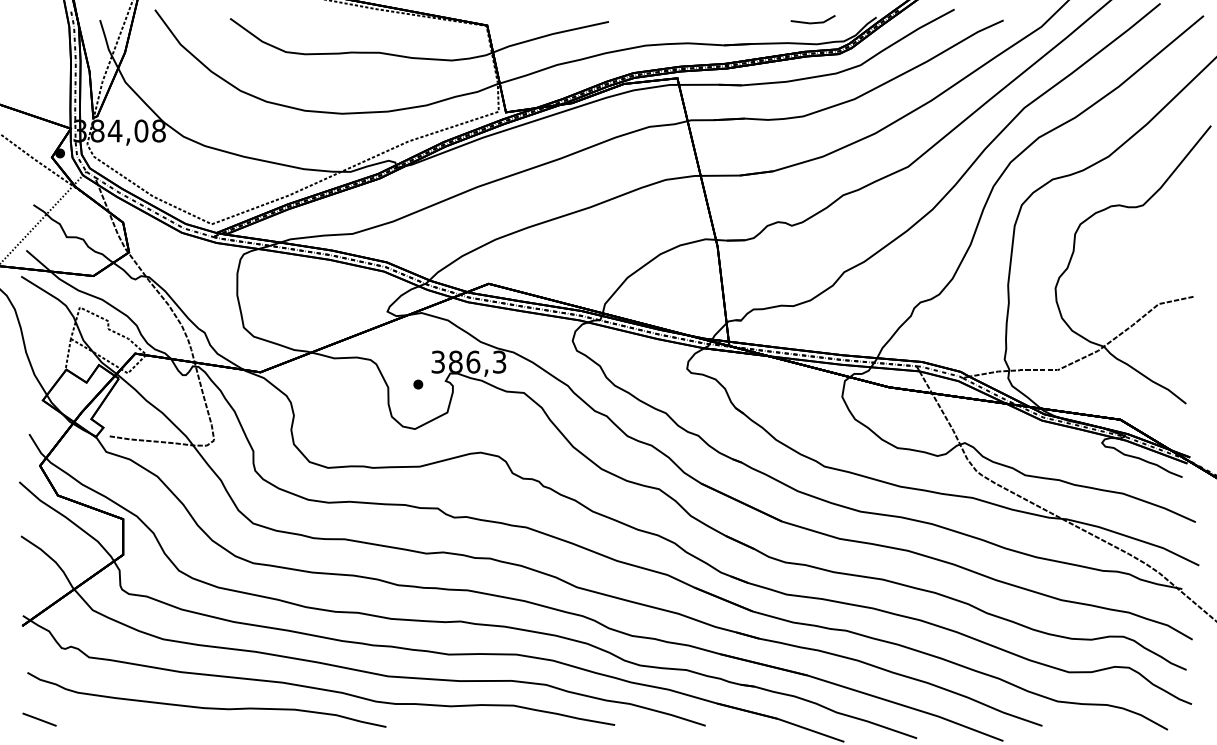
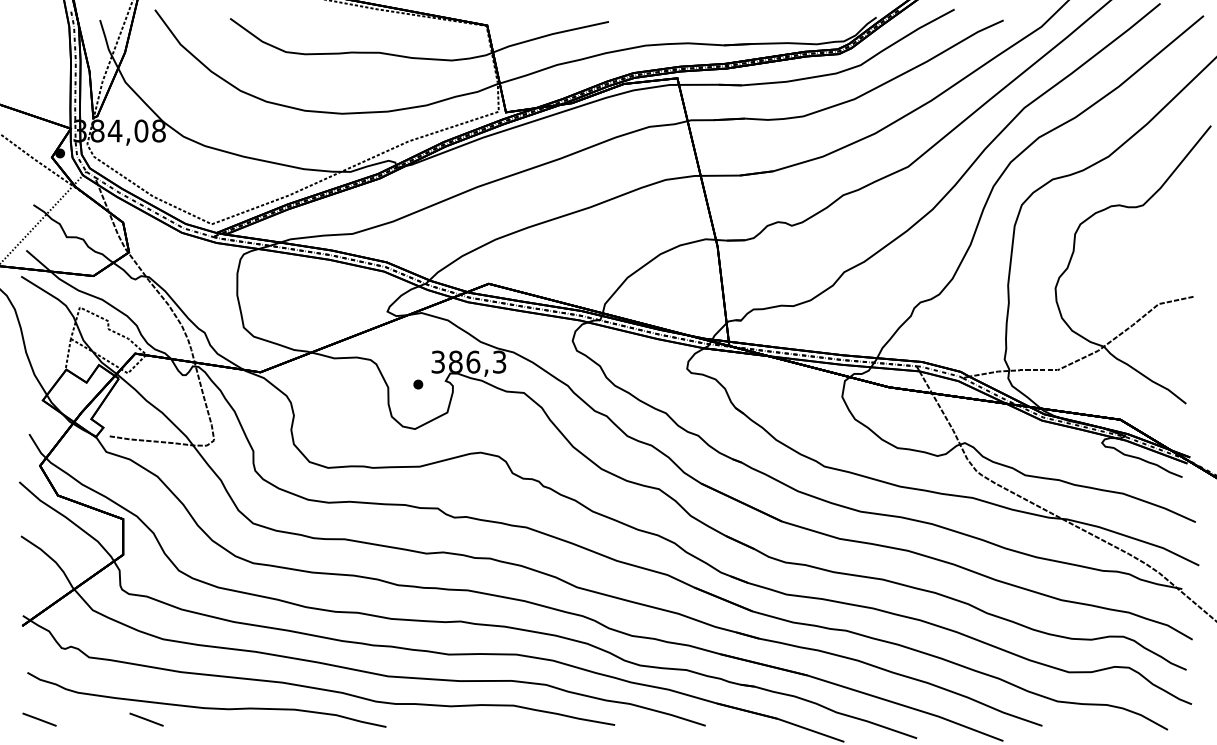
line: present -> none (812, 22)
line: none -> present (146, 719)
